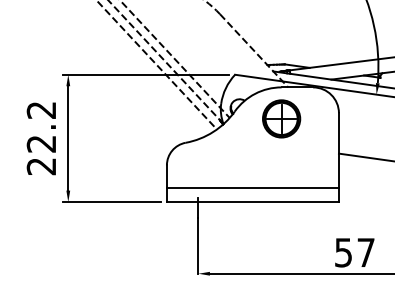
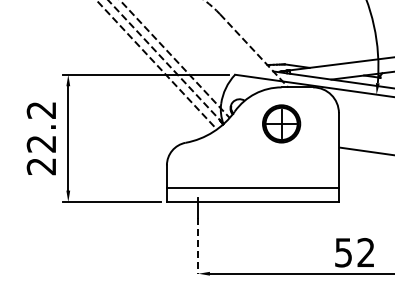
part position: (281, 118) -> (281, 123) (281, 123)
line position: (364, 156) -> (365, 150) (365, 150)
line: solid -> dashed (198, 245)
text: 57 -> 52 (365, 252)
